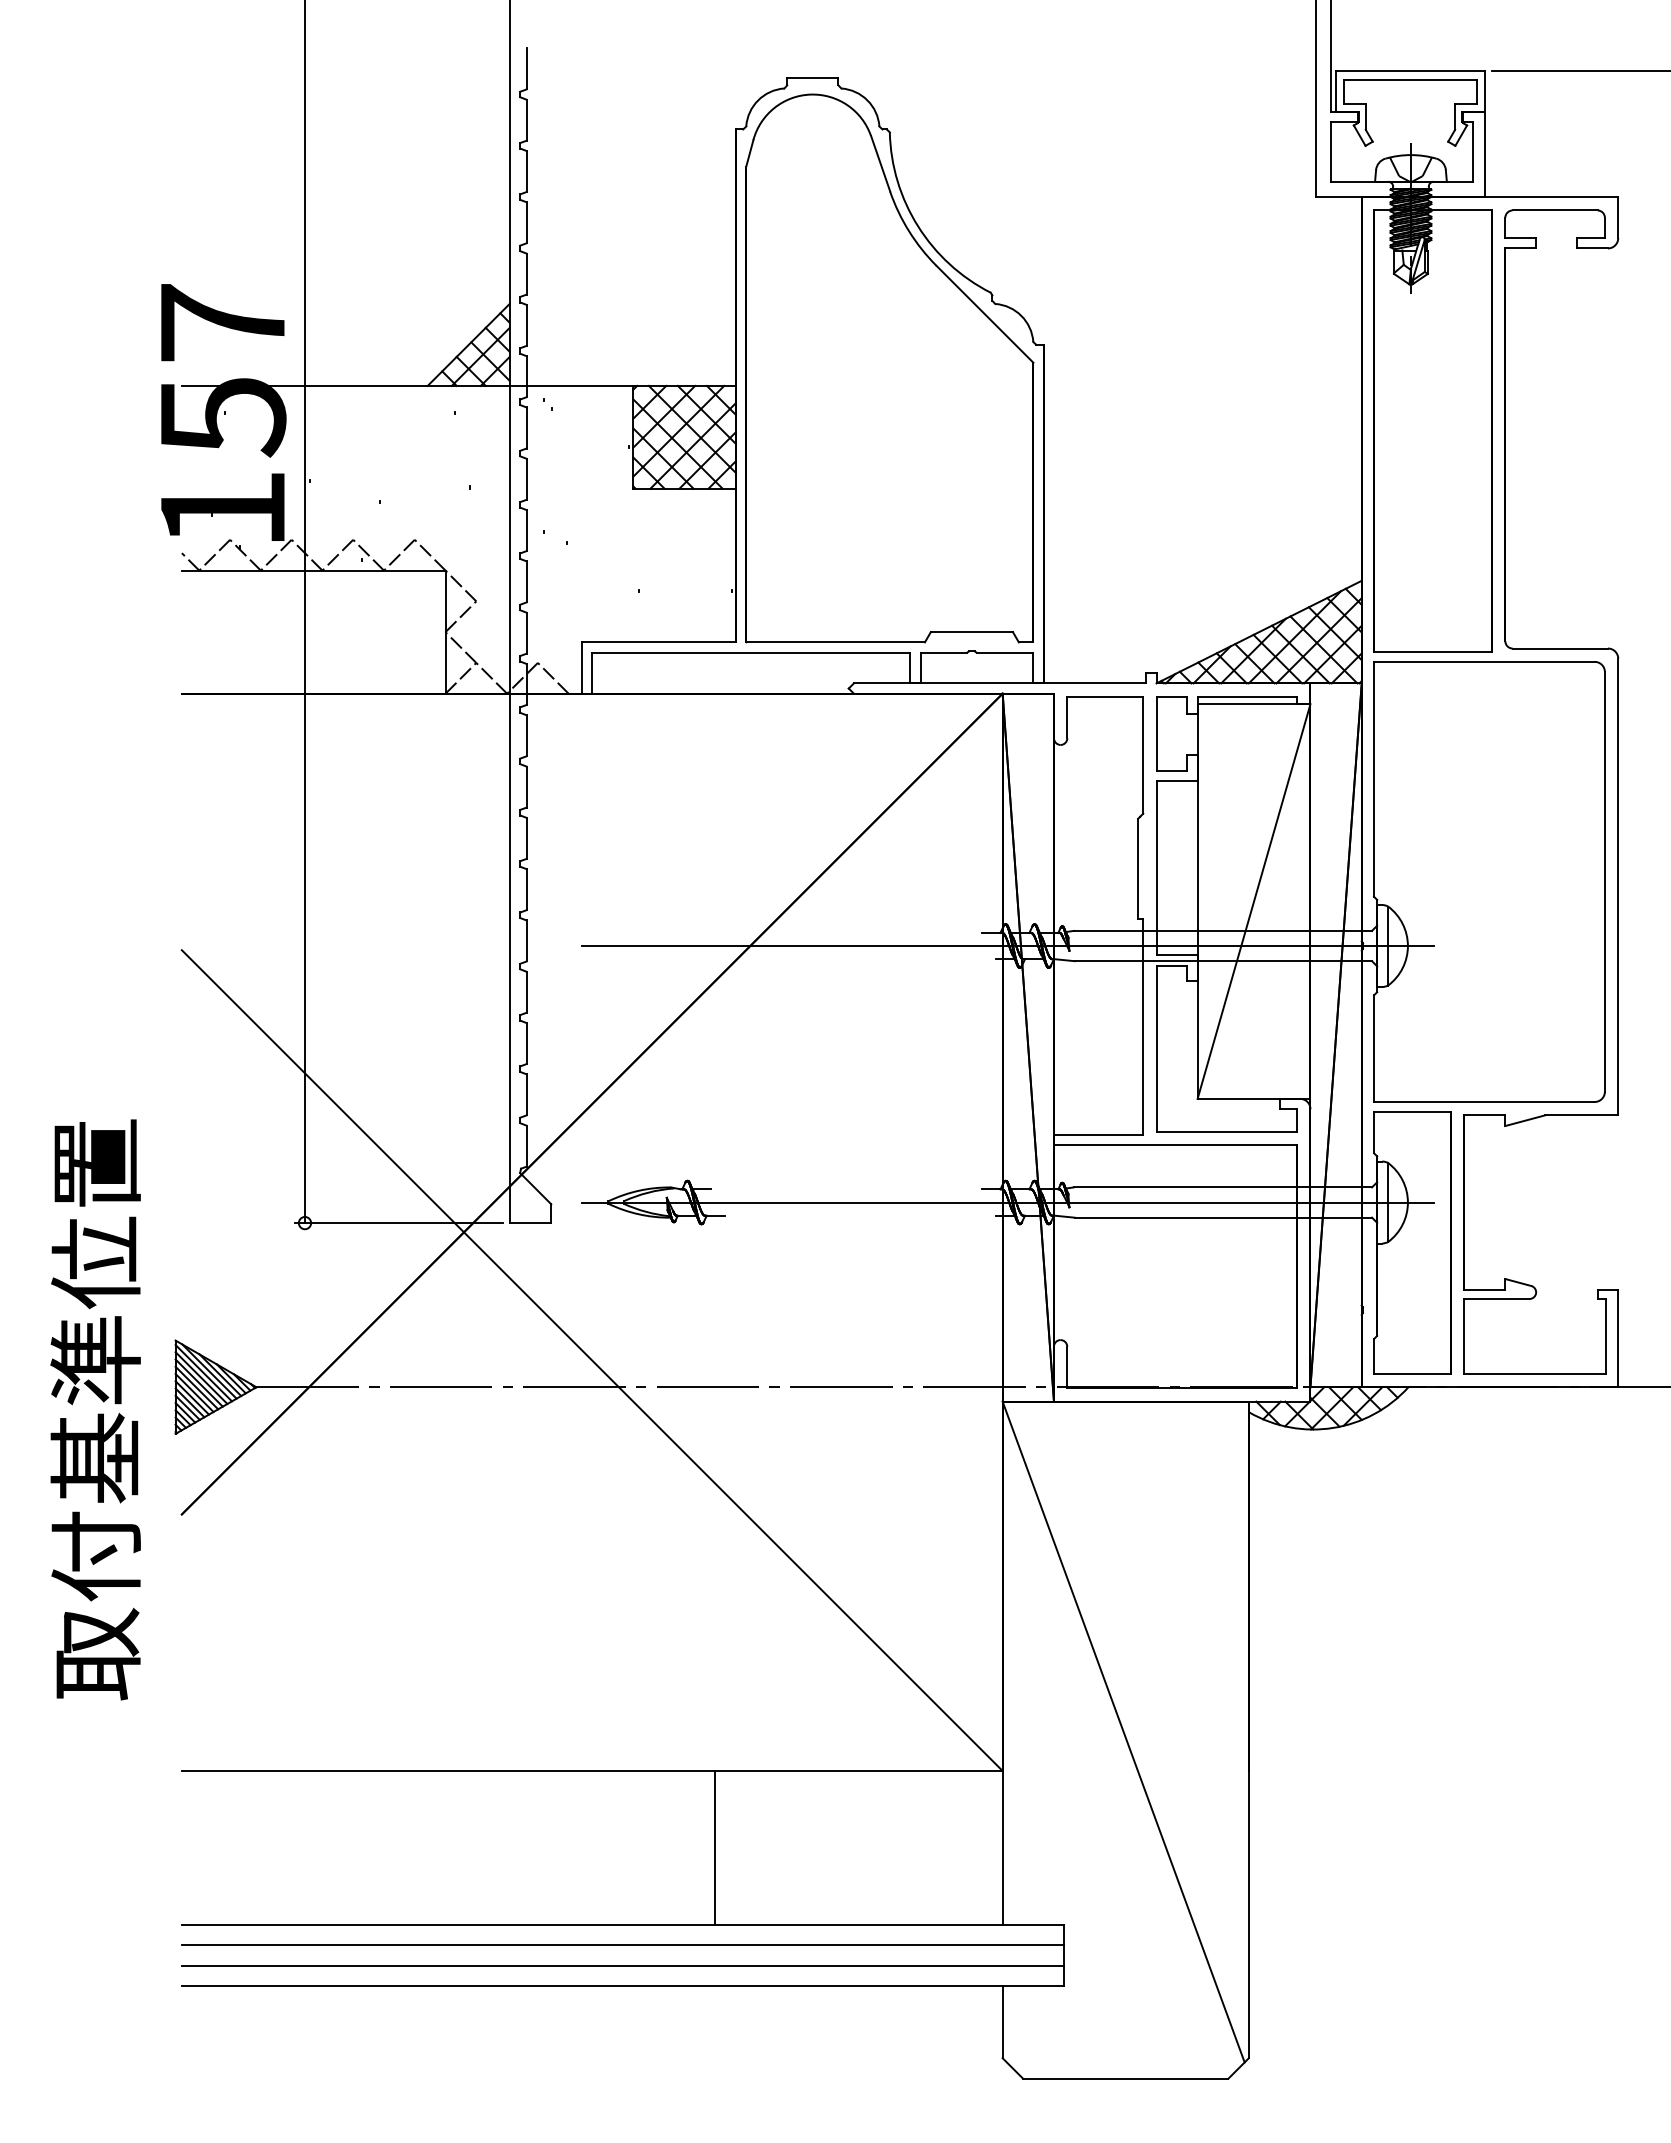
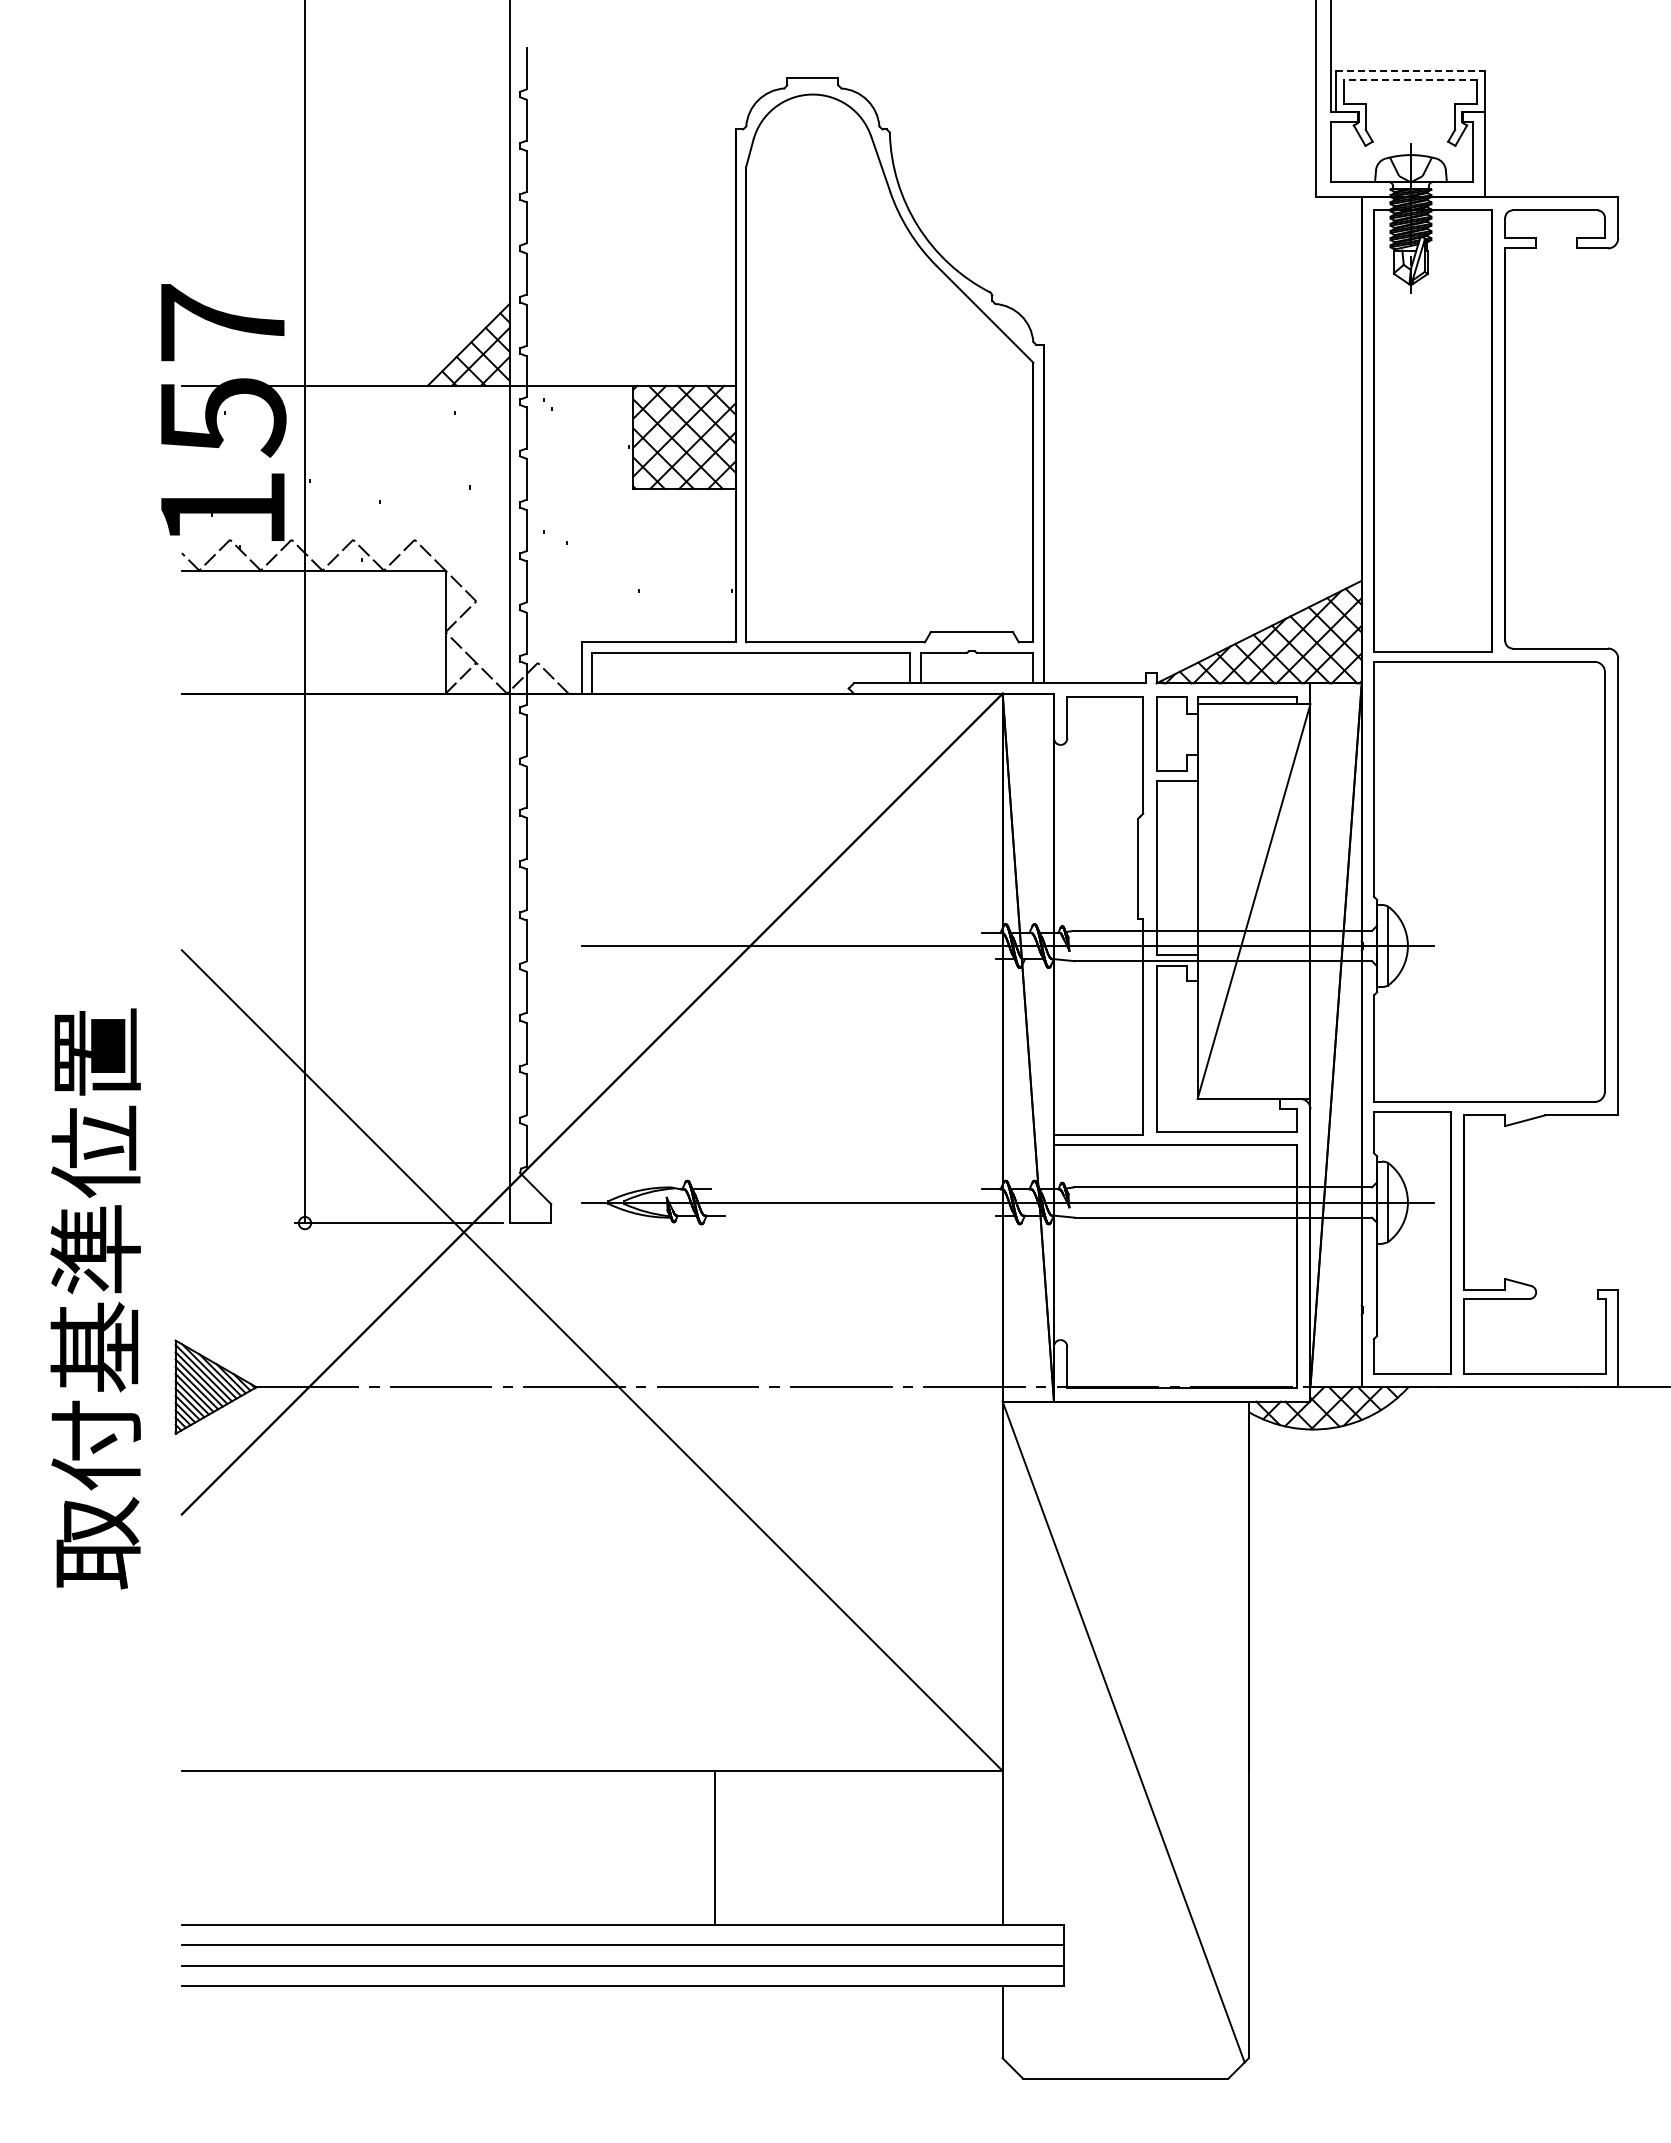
line: solid -> dashed (1410, 70)
line: present -> none (1579, 70)
line: solid -> dashed (1409, 80)
text position: (95, 1409) -> (95, 1298) (95, 1298)
